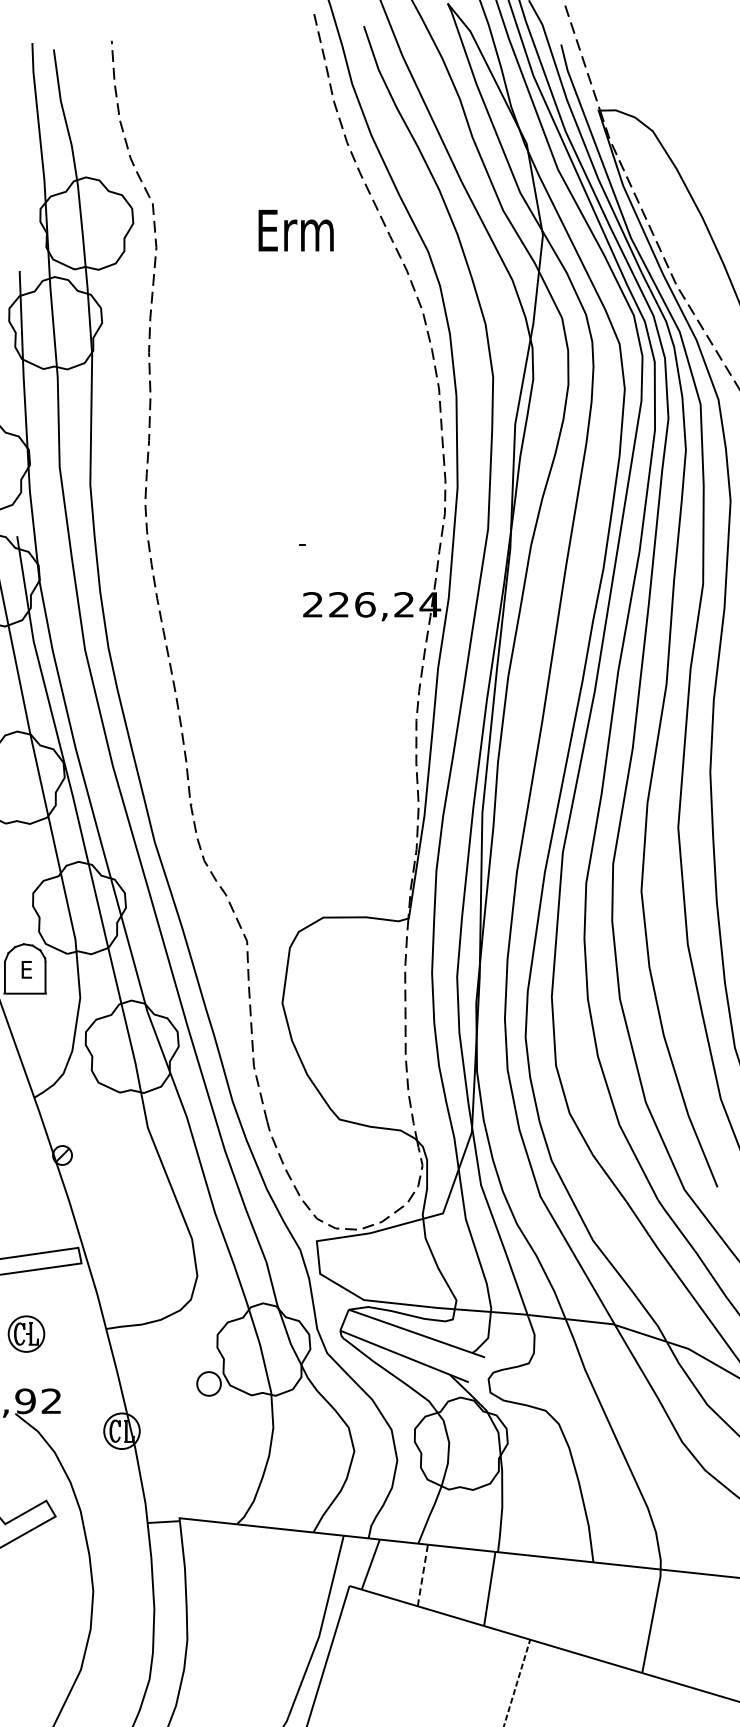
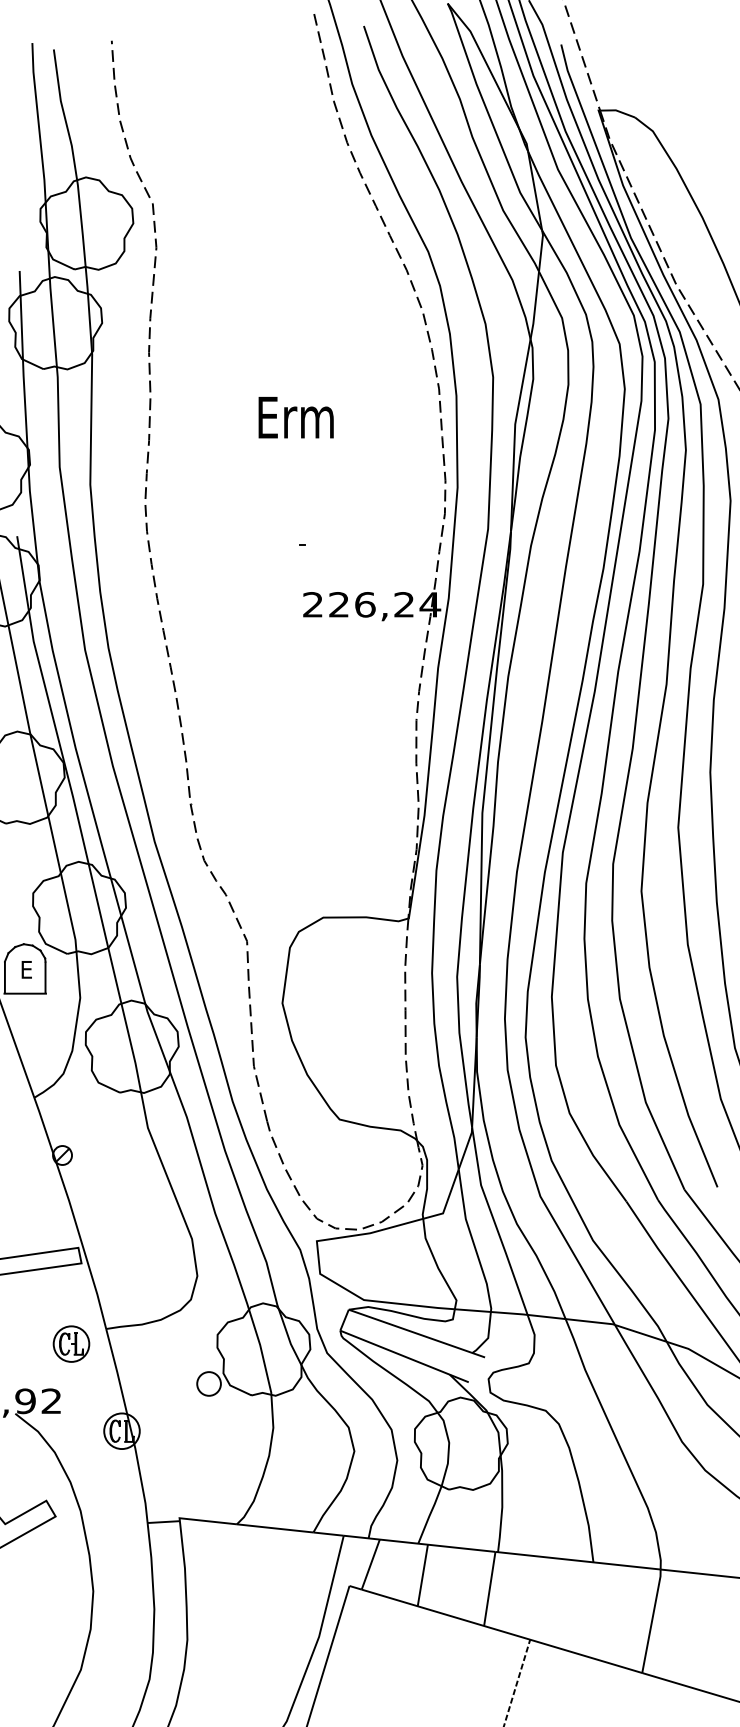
text position: (295, 230) -> (295, 417) (295, 417)
part position: (26, 1333) -> (71, 1343) (71, 1343)
line: dashed -> solid (422, 1575)
